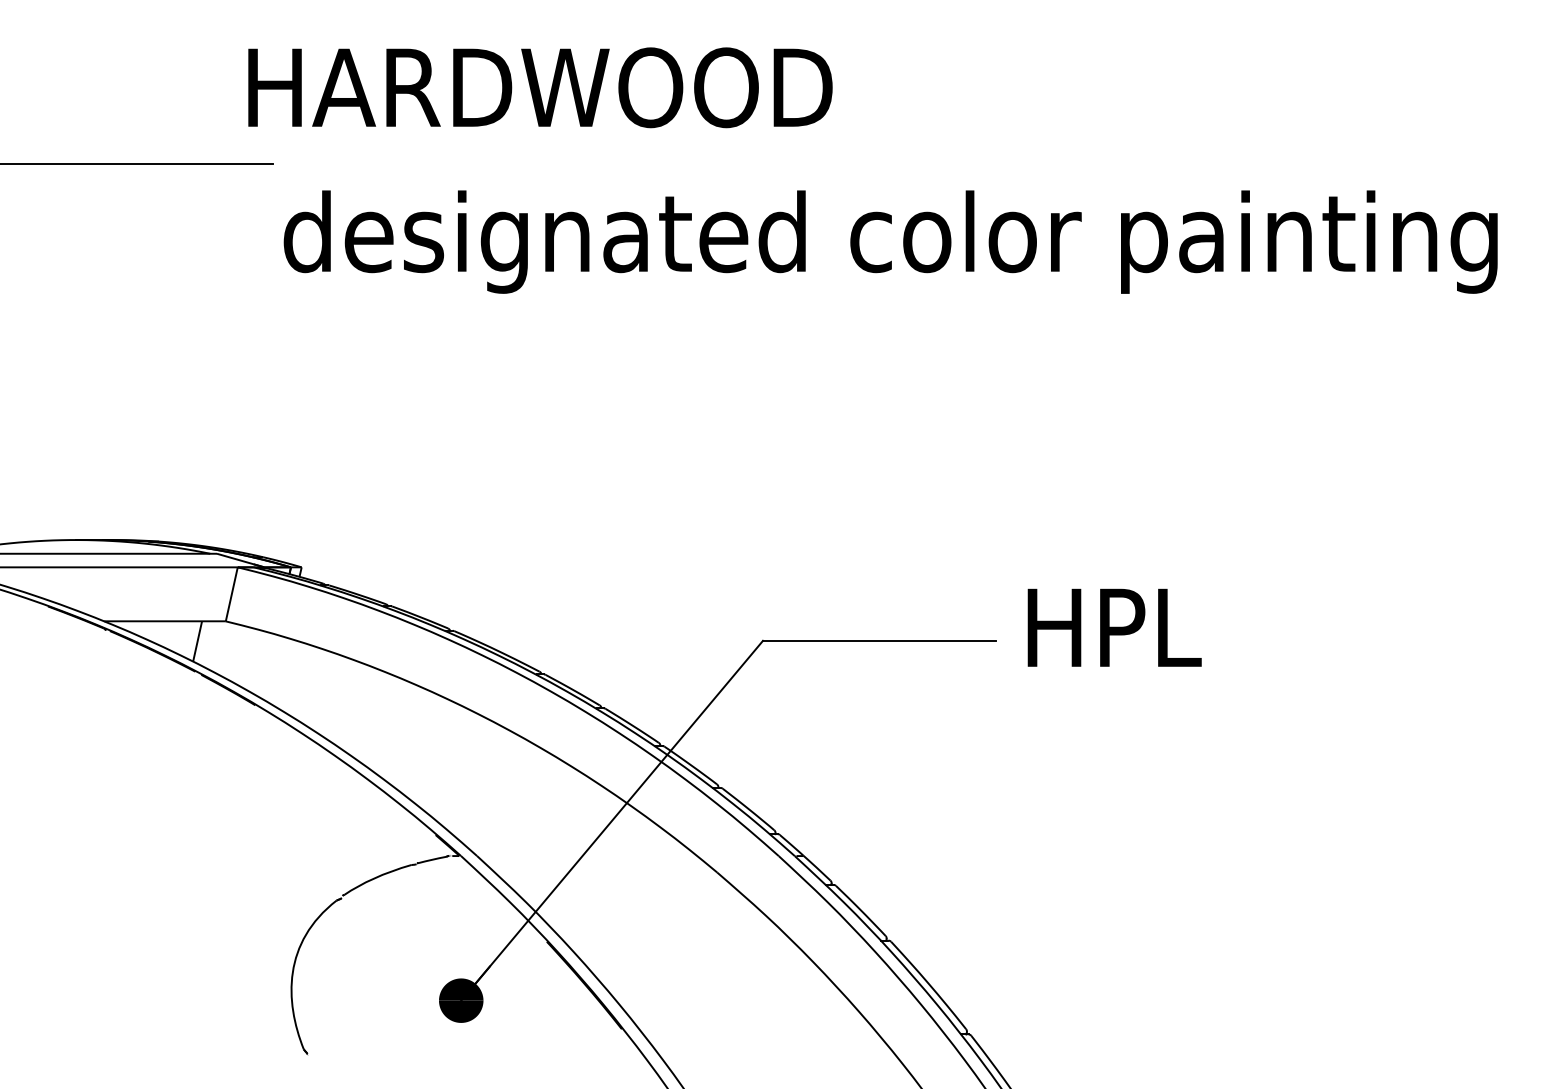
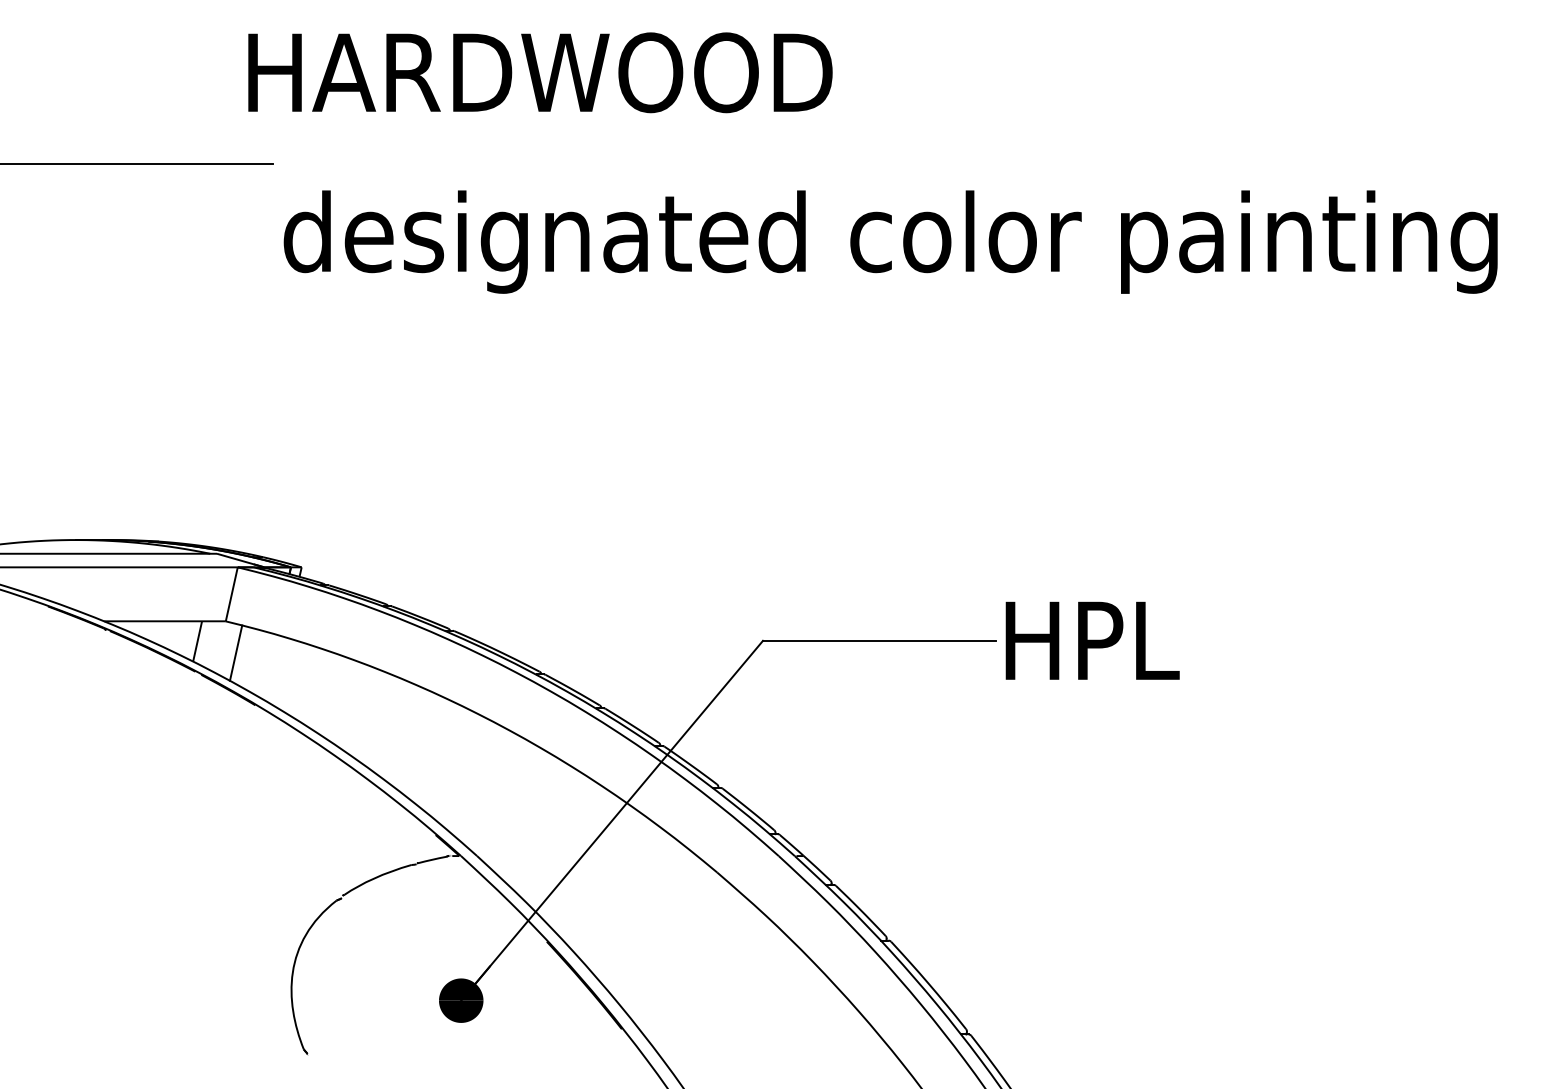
text position: (540, 87) -> (540, 72) (540, 72)
text position: (1114, 627) -> (1092, 640) (1092, 640)
line: none -> present (235, 652)
